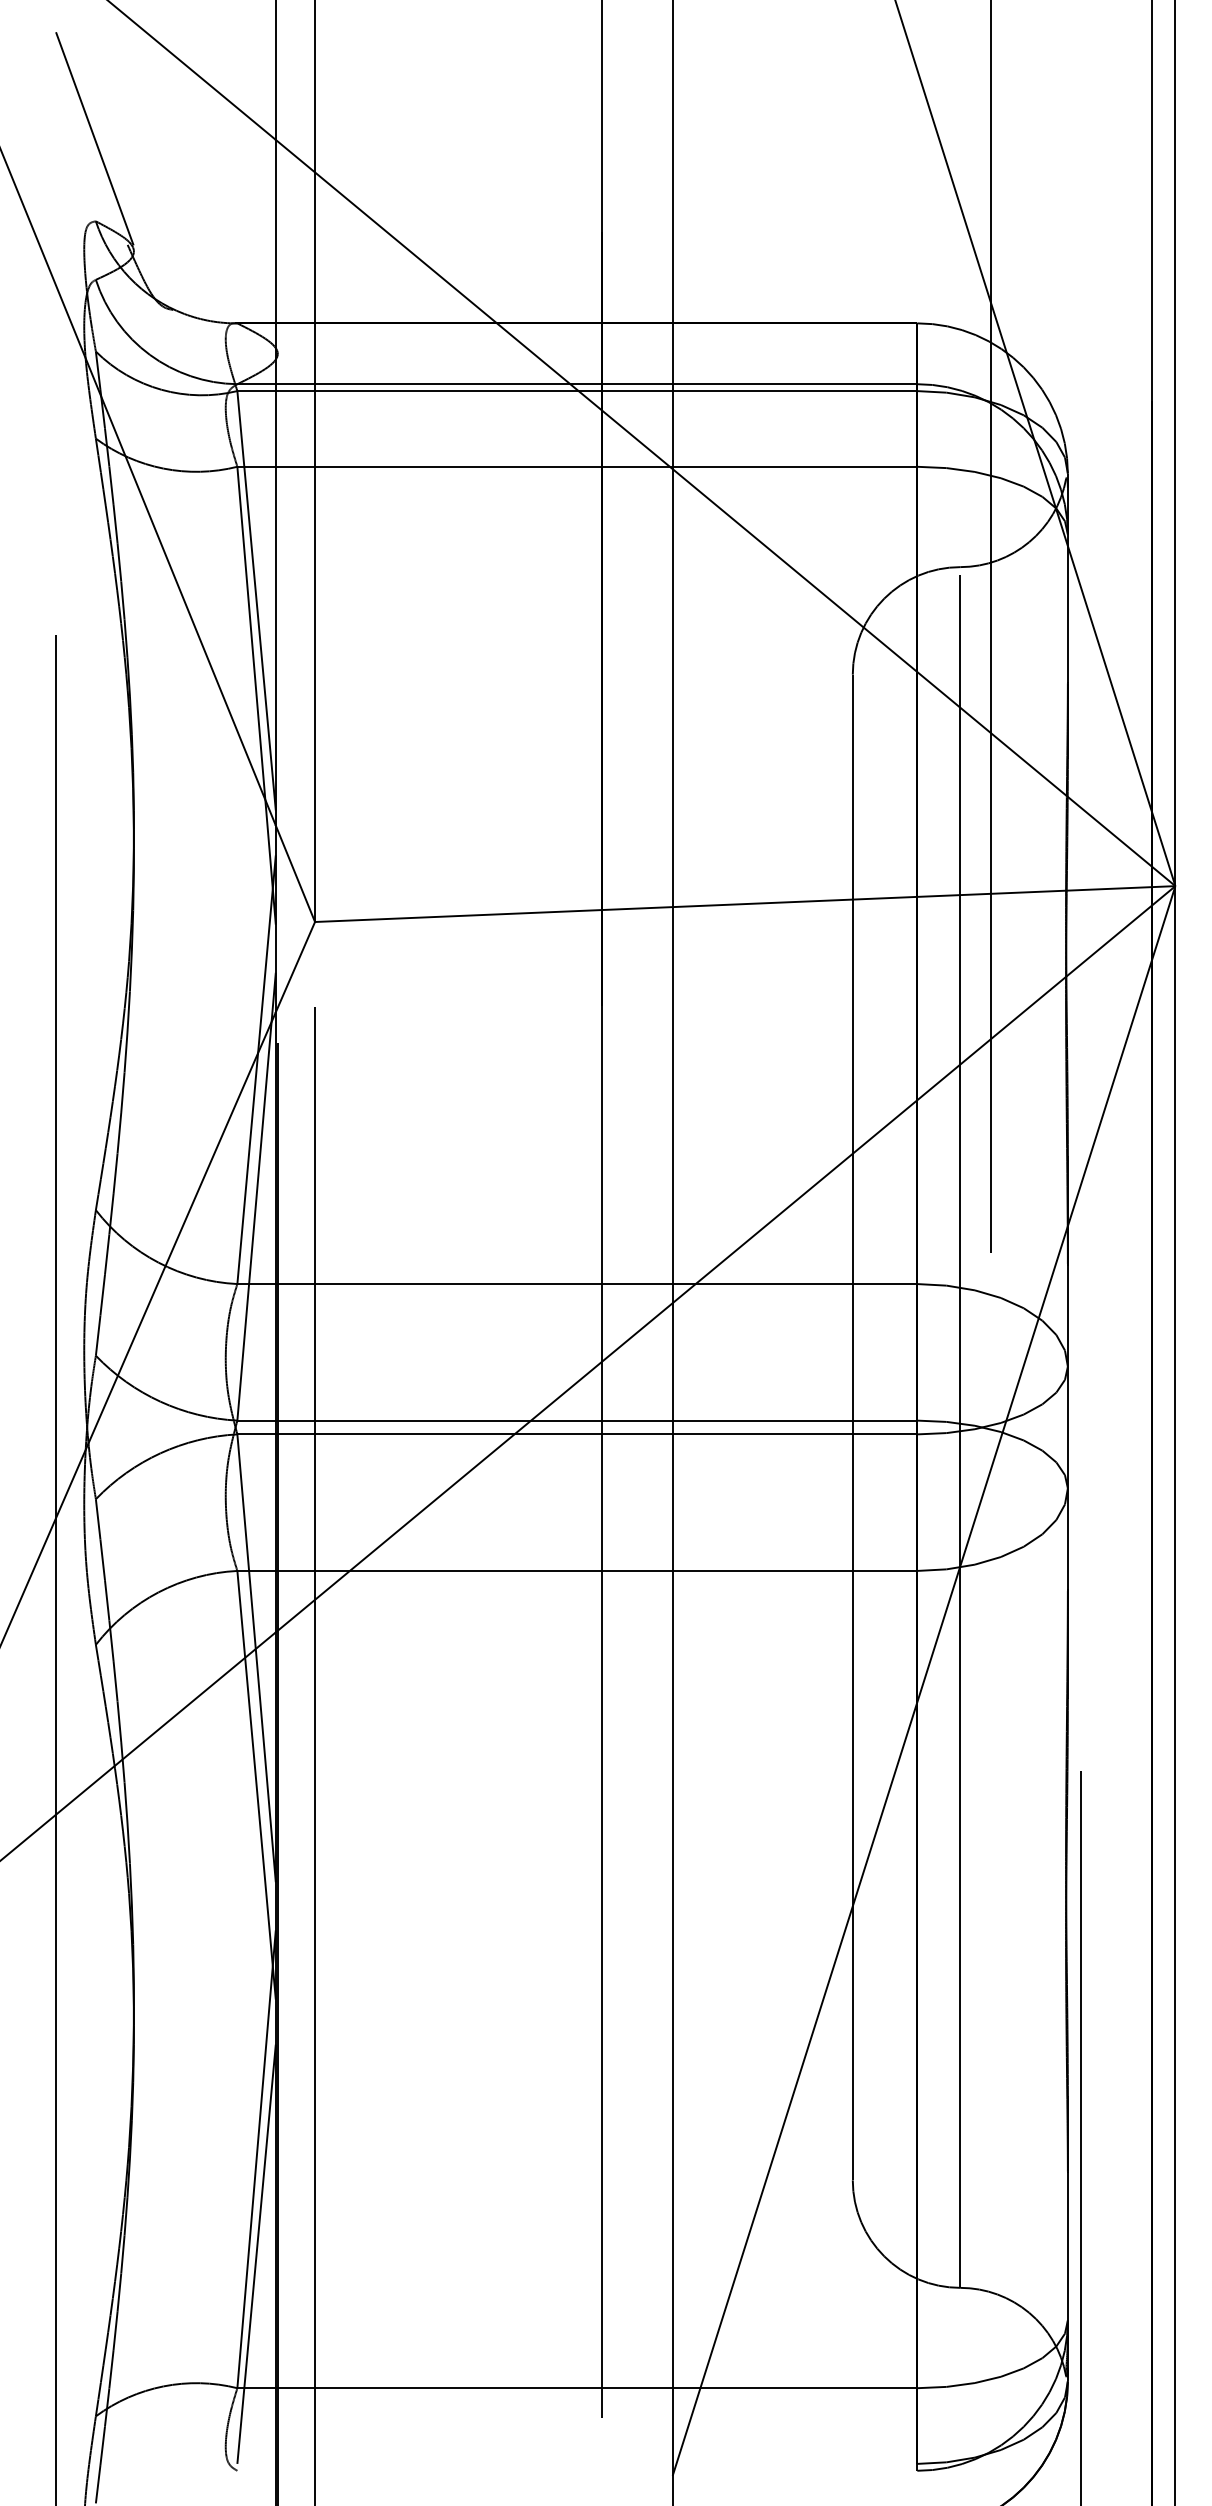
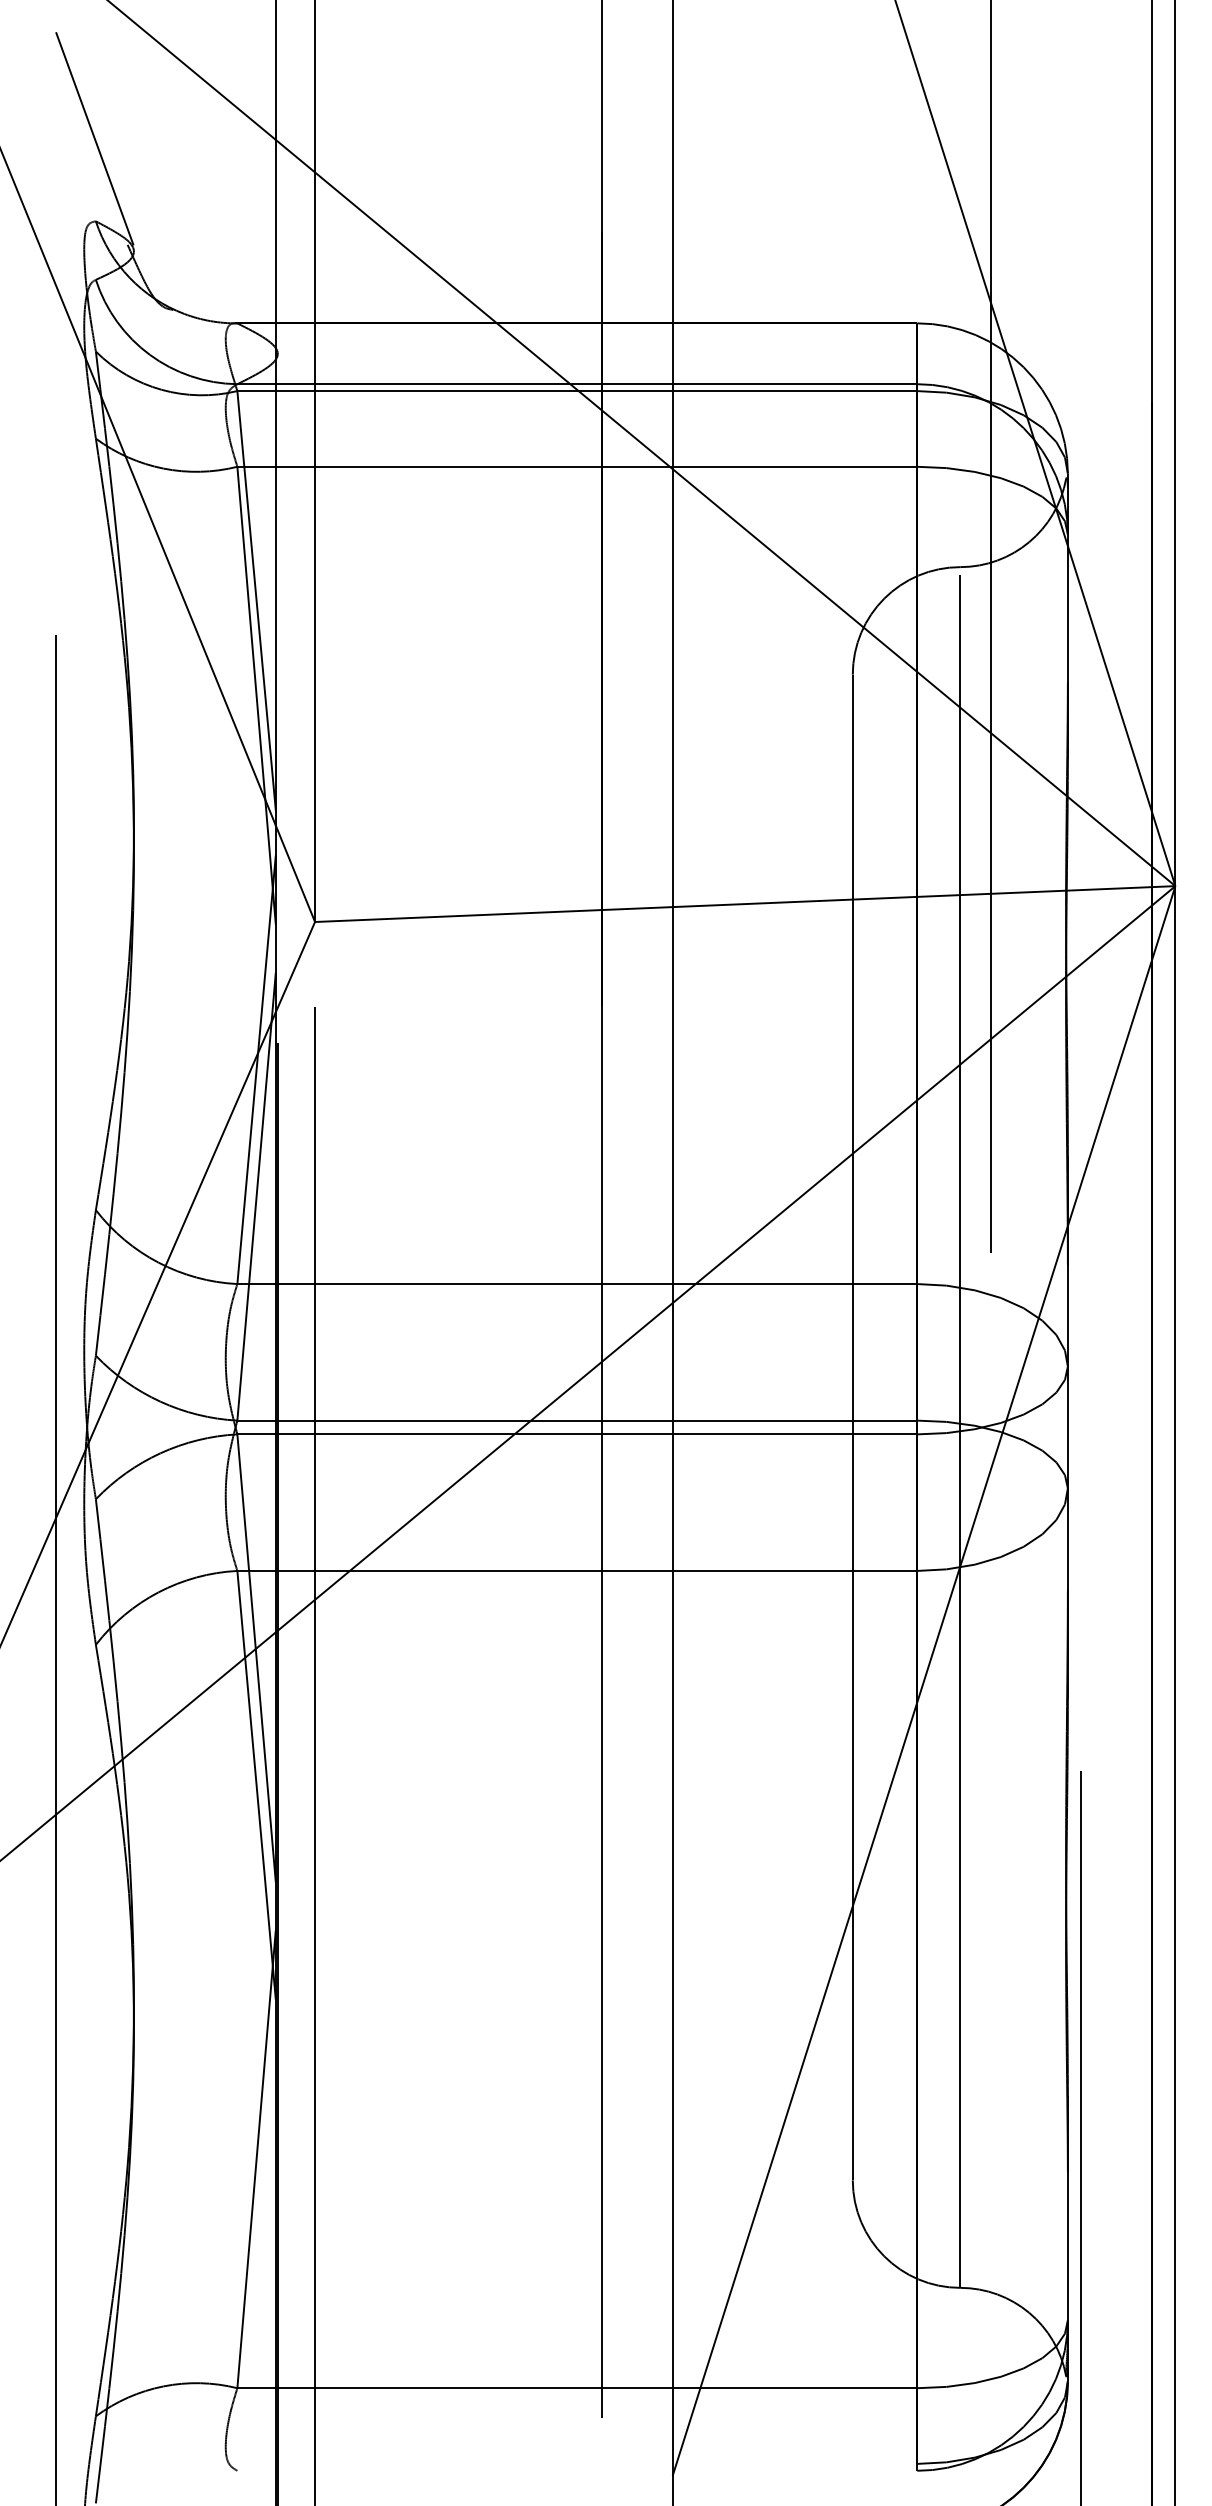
line: present -> none (256, 2253)
